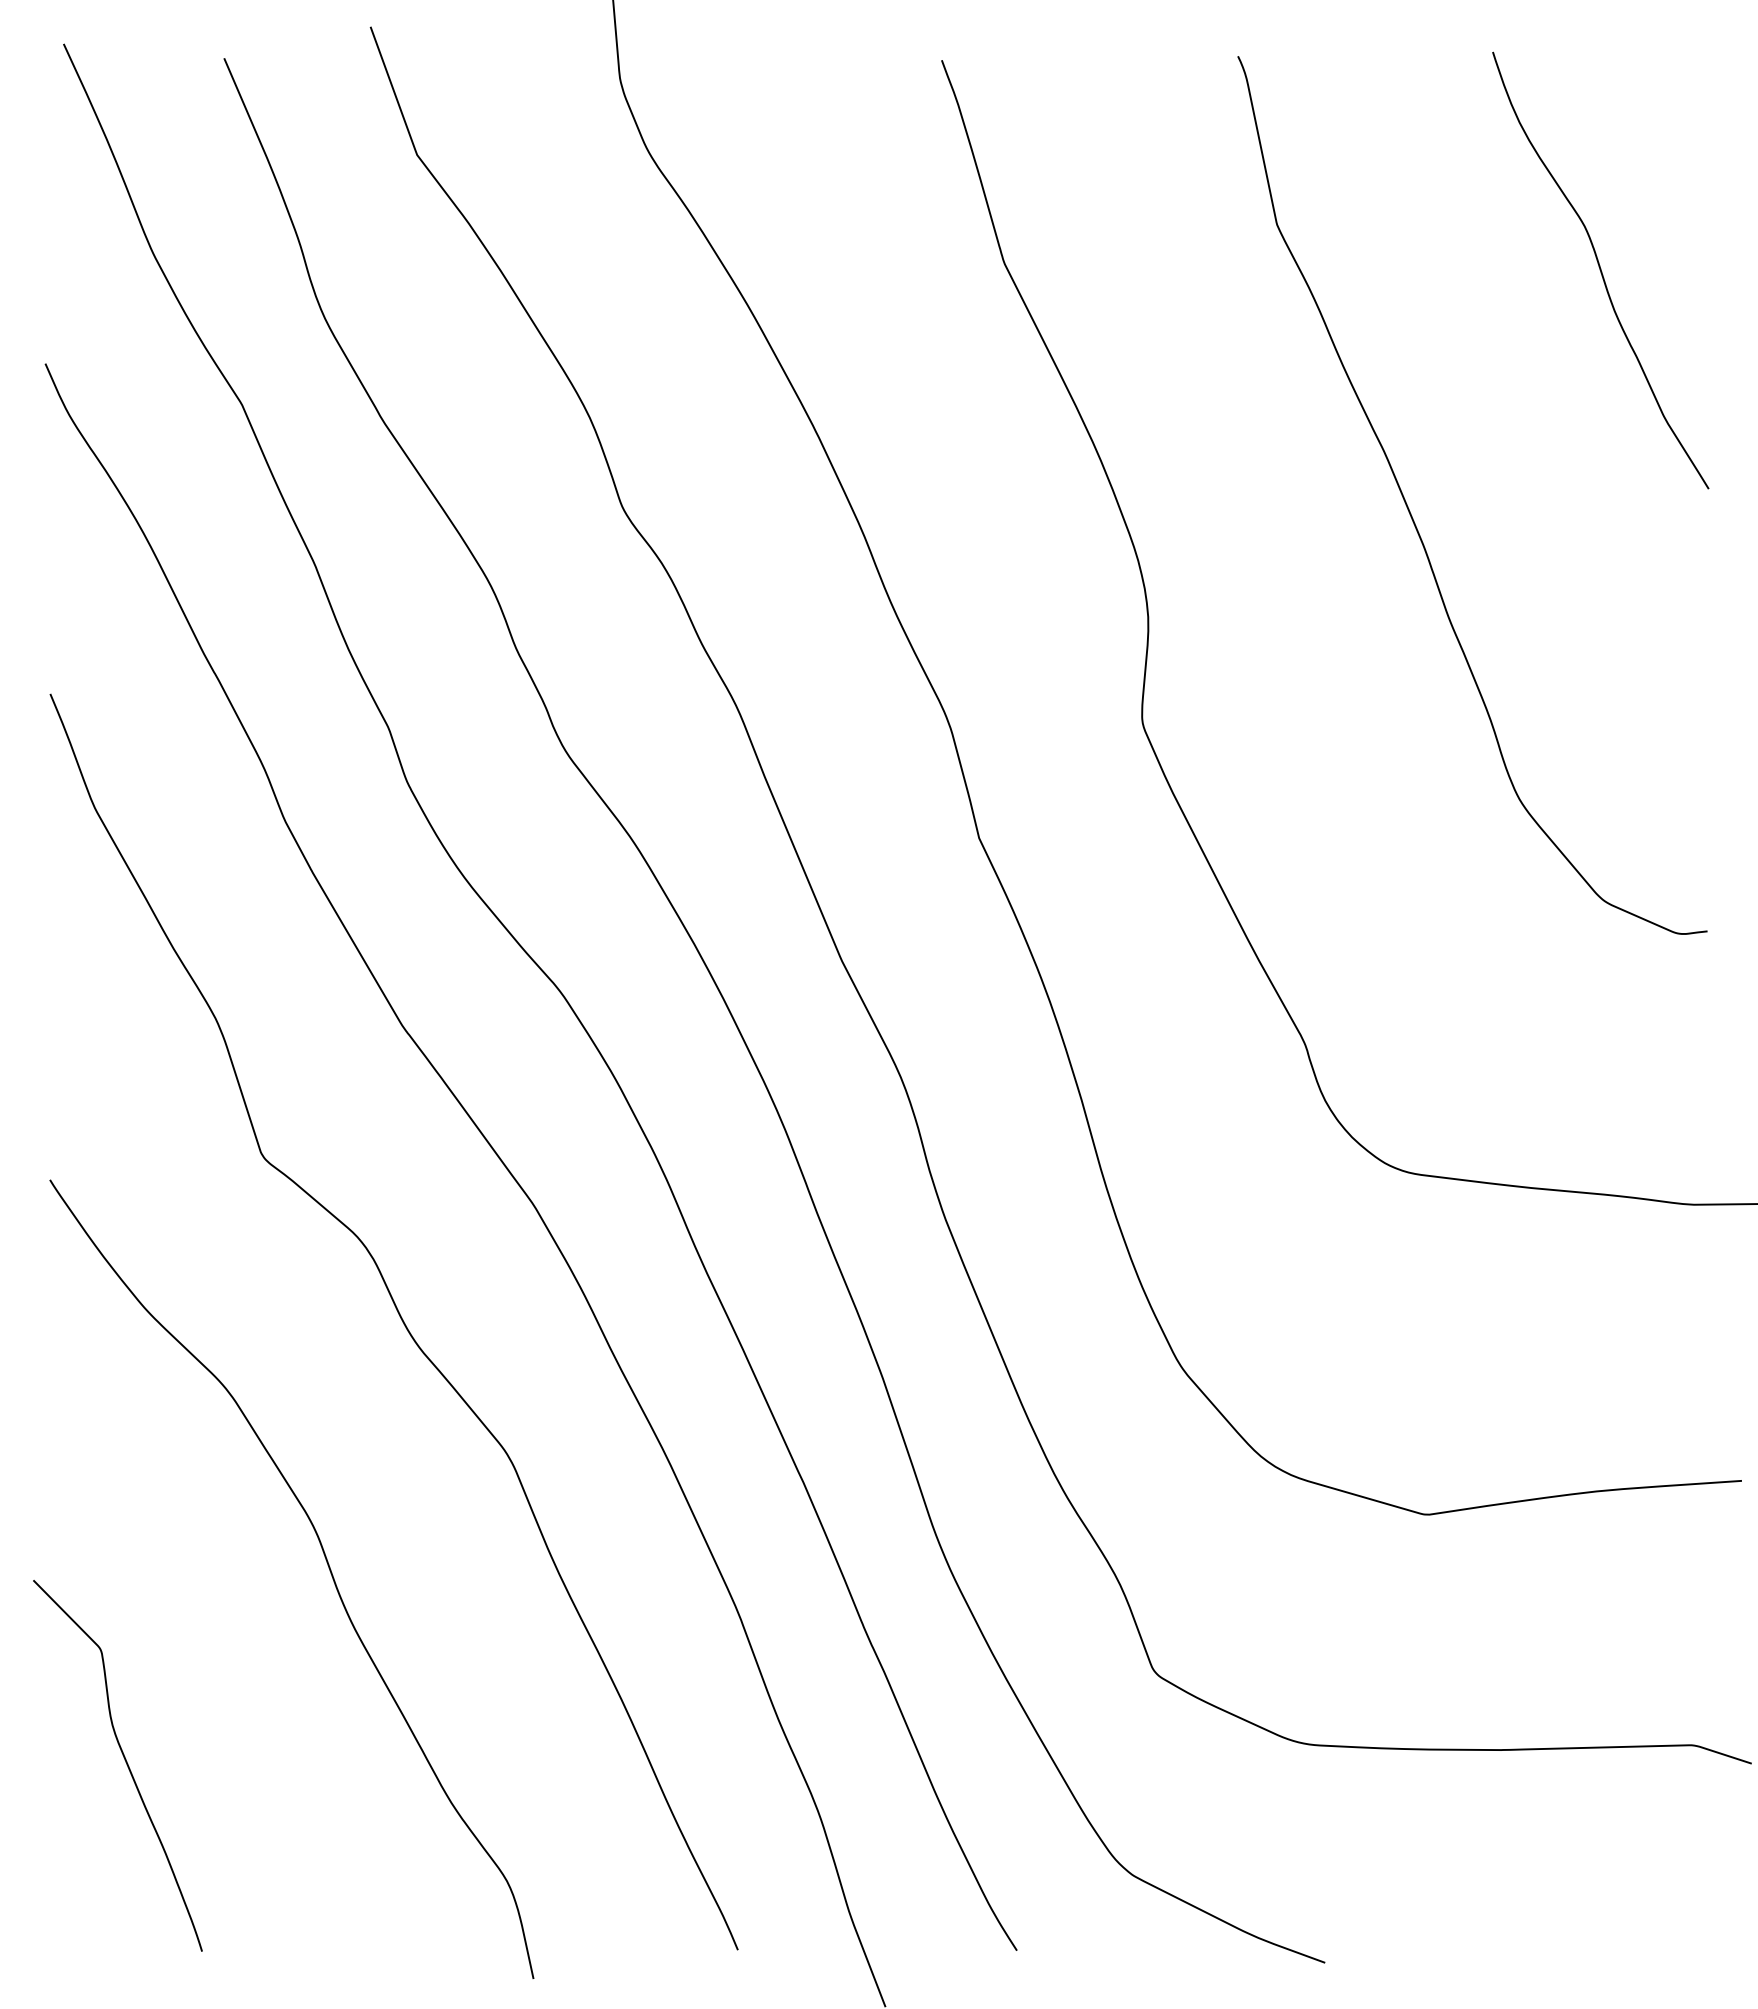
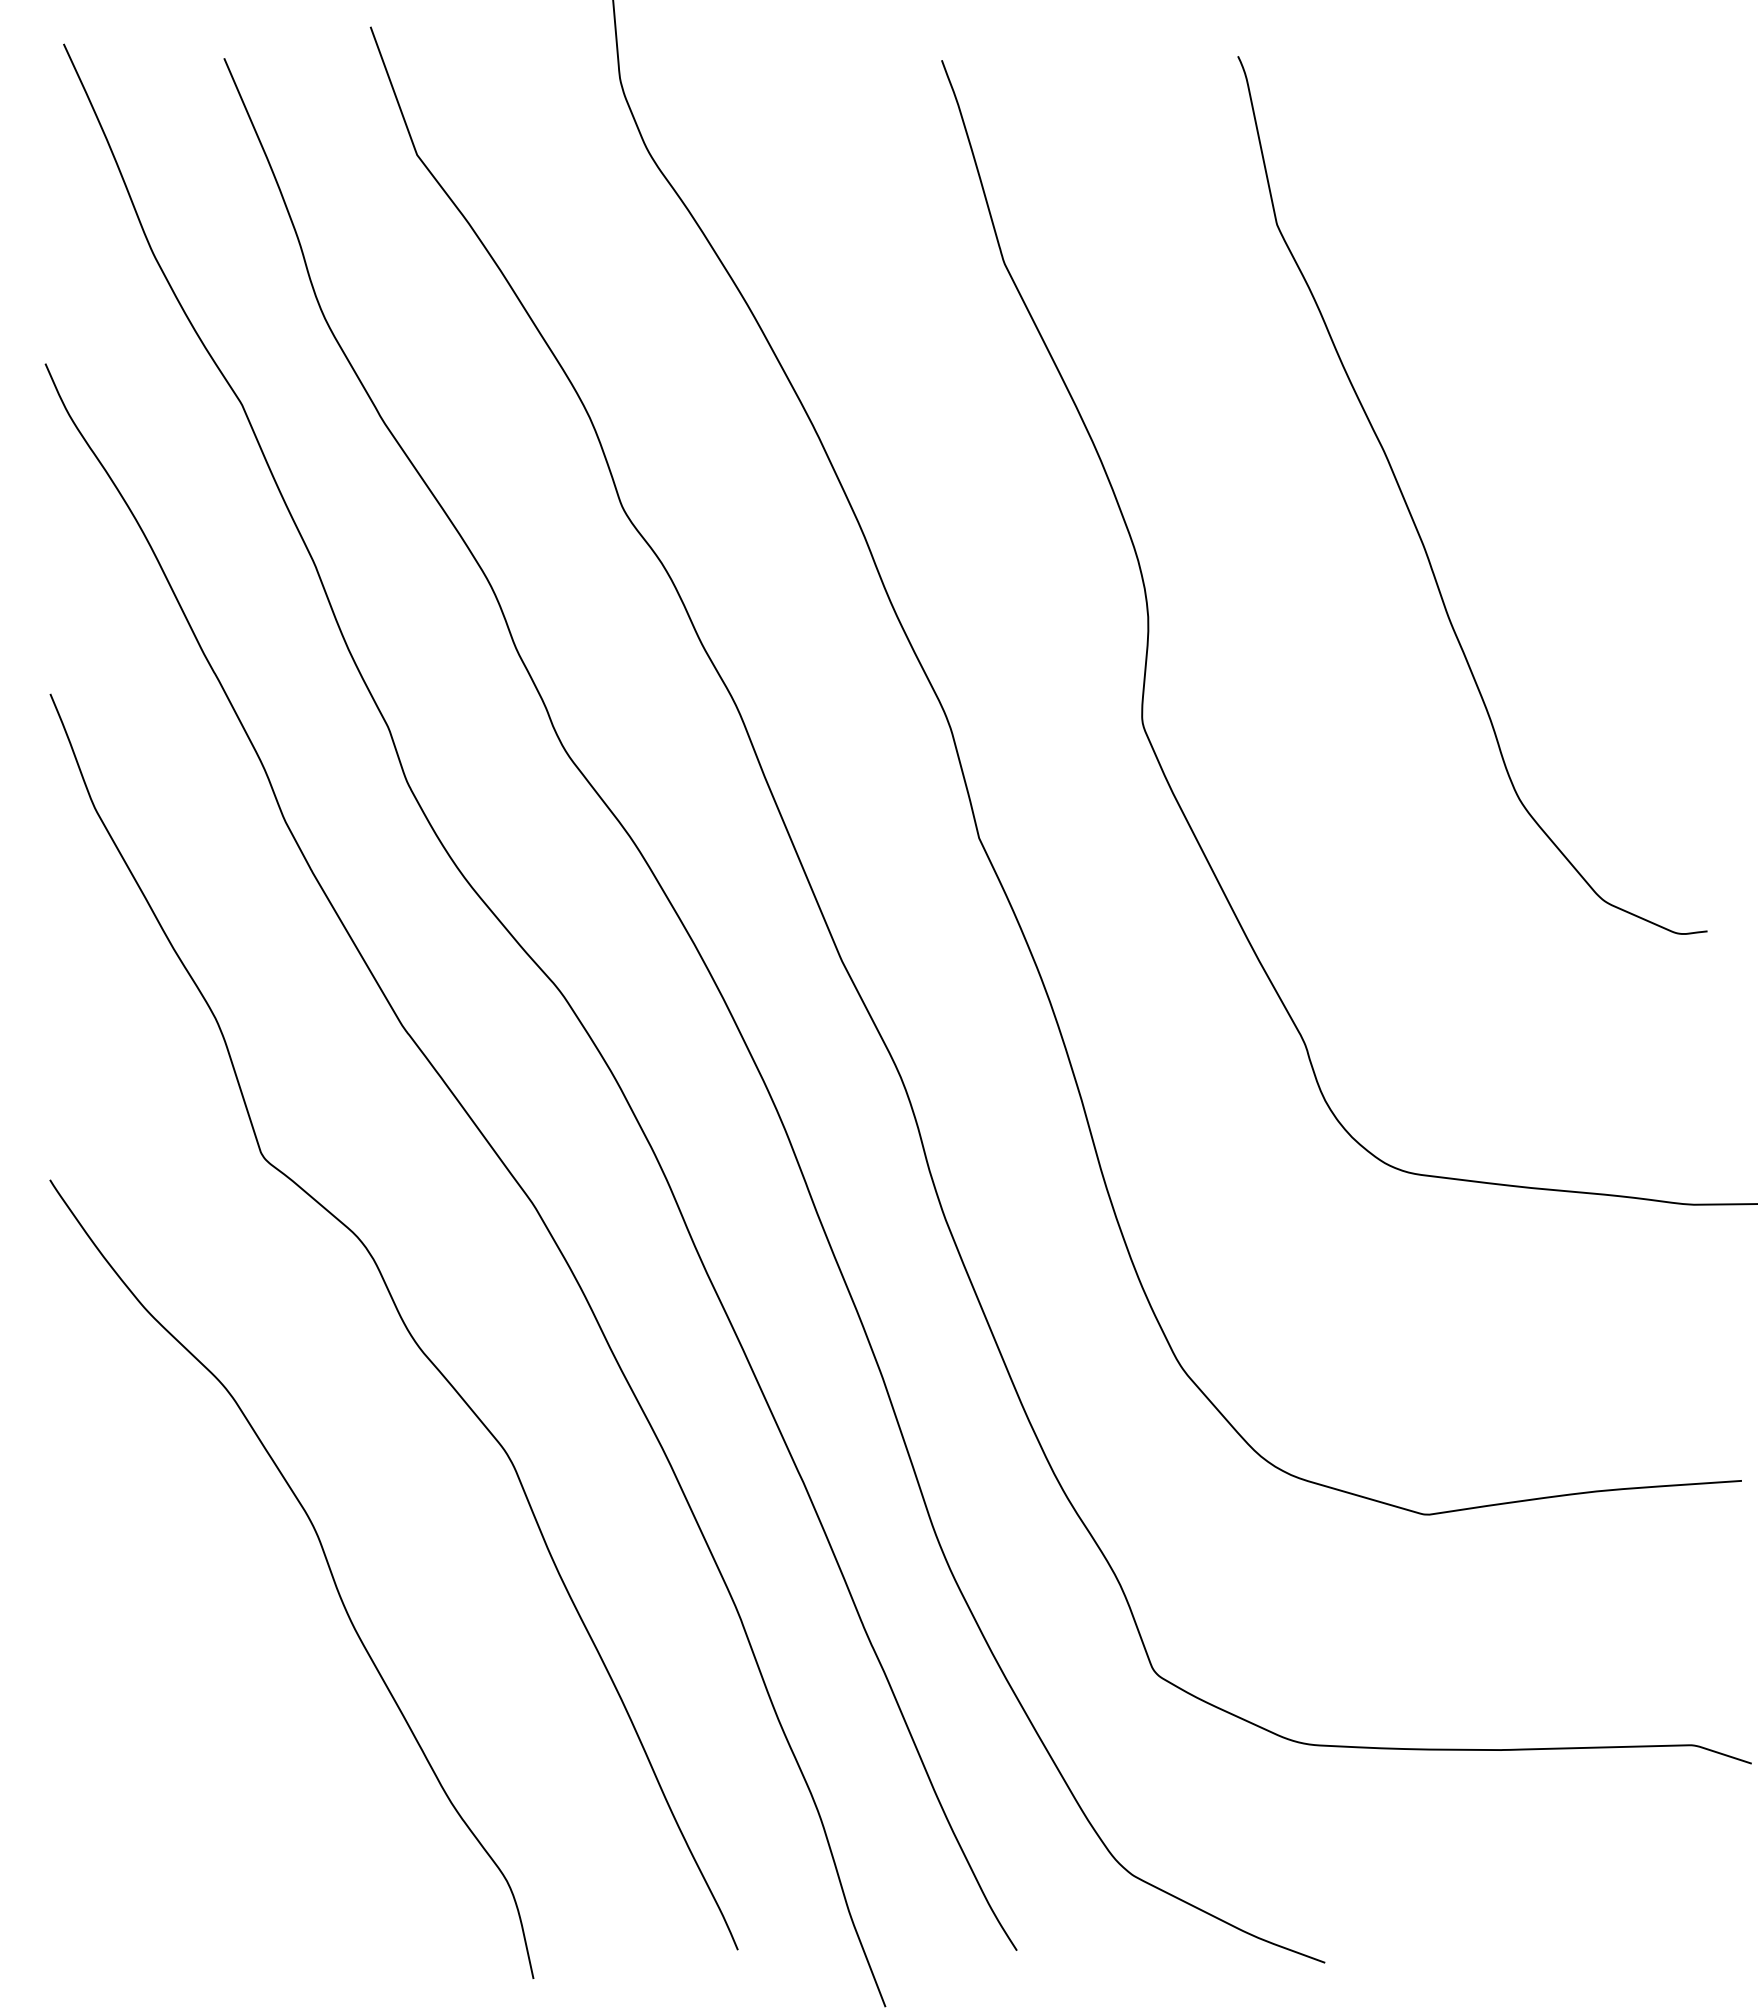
curve: present -> none (1600, 270)
curve: present -> none (125, 1762)
